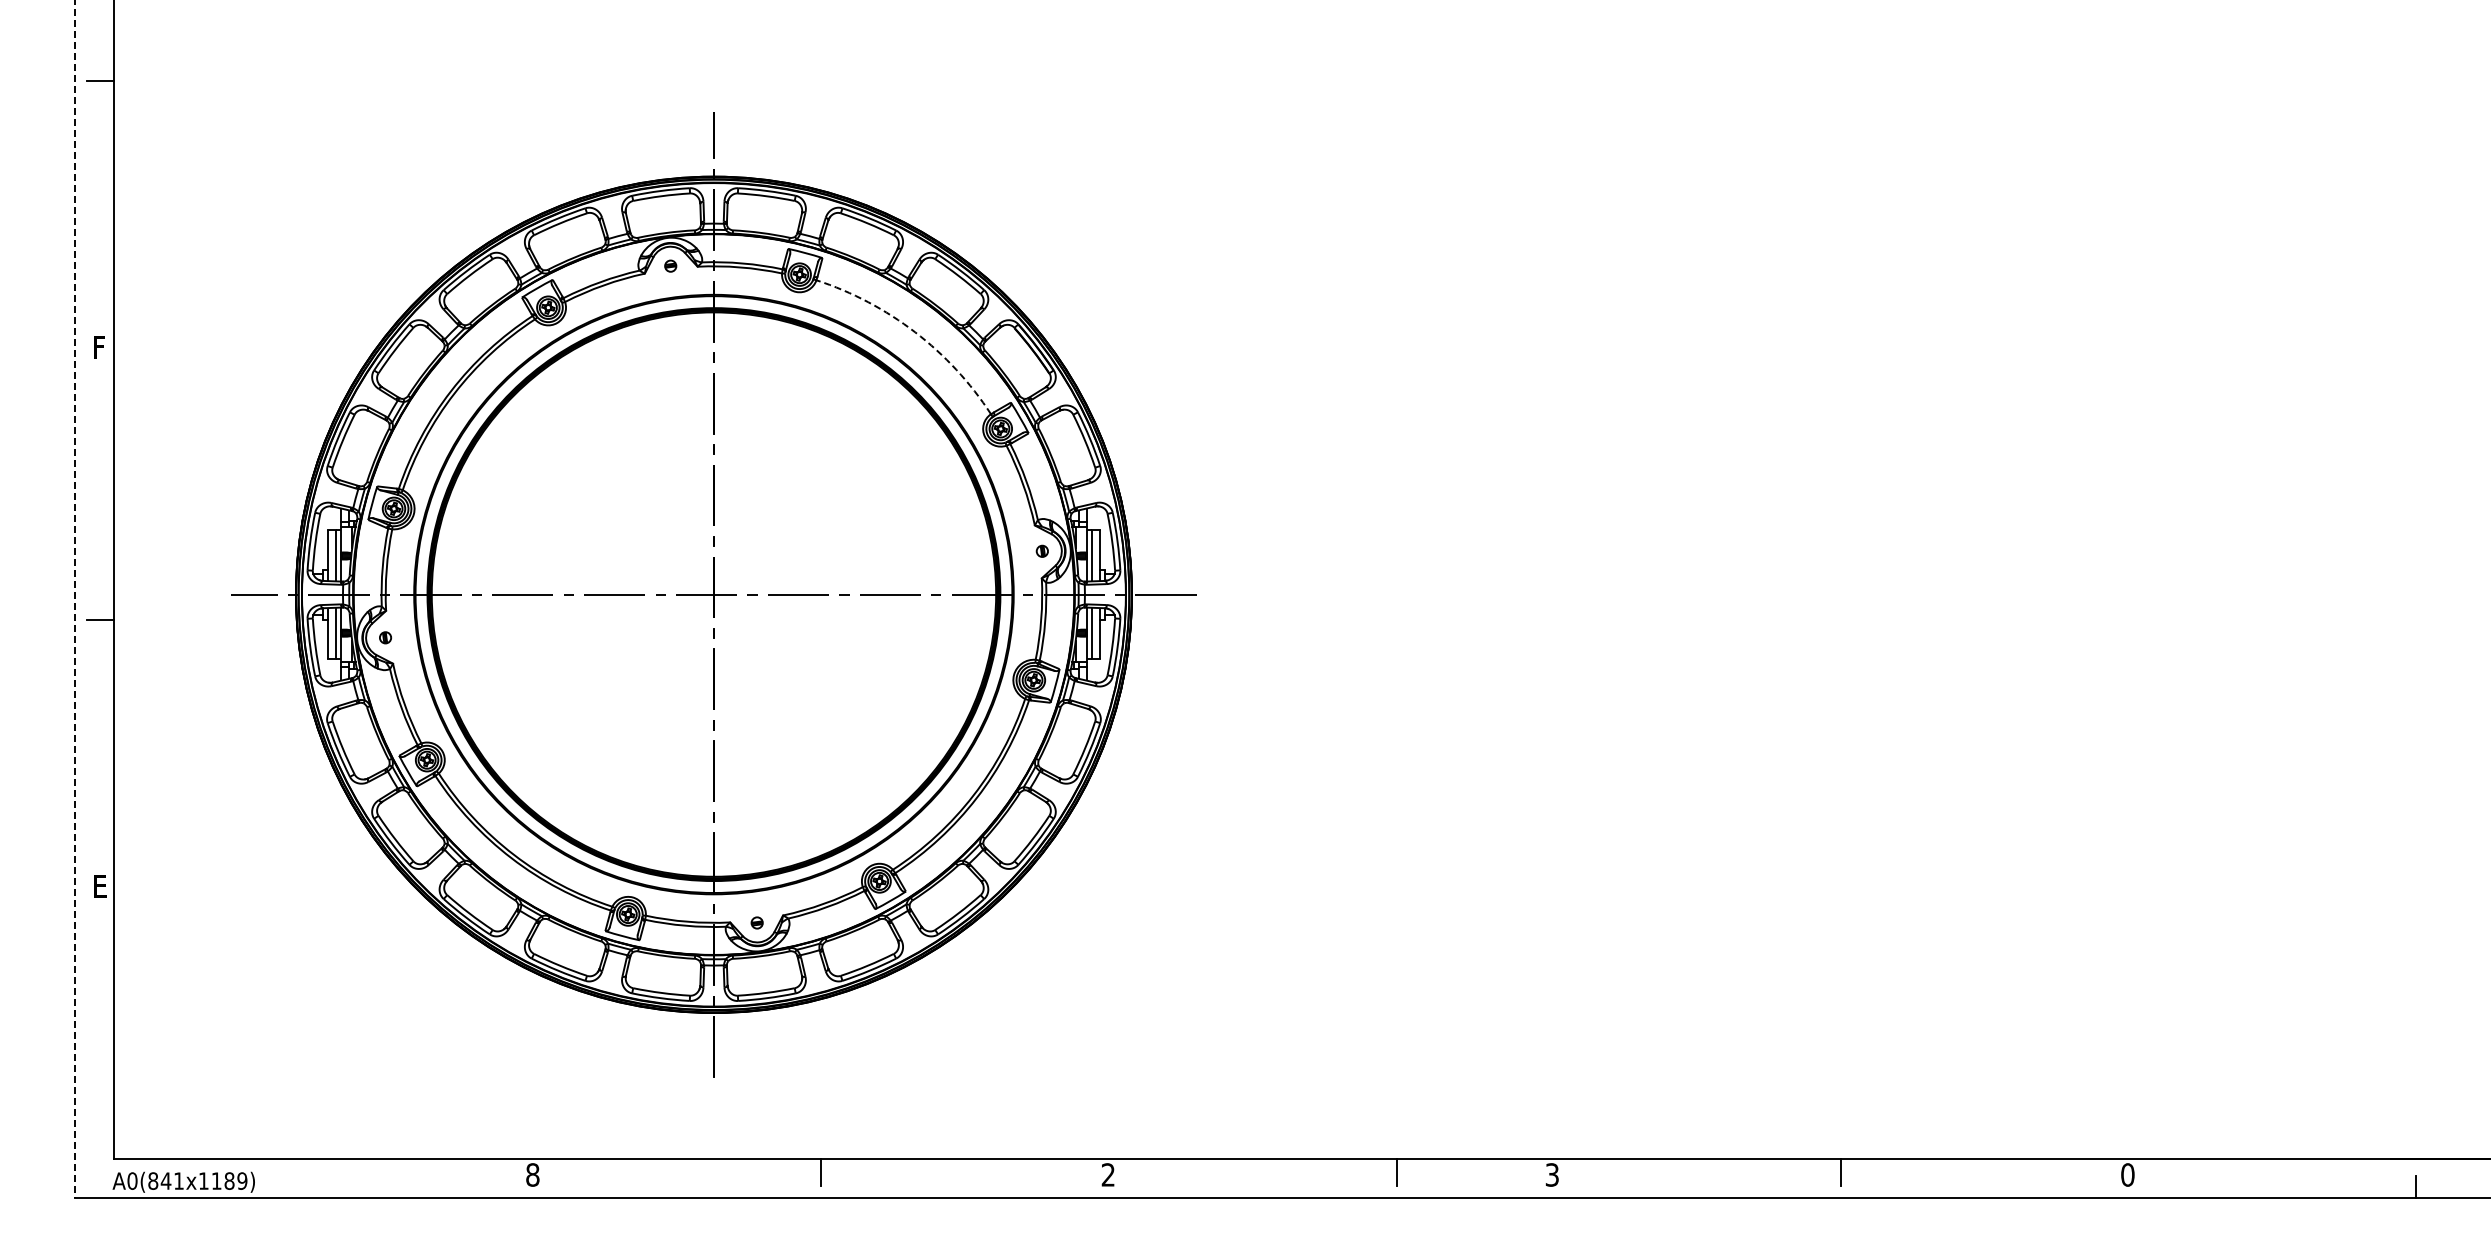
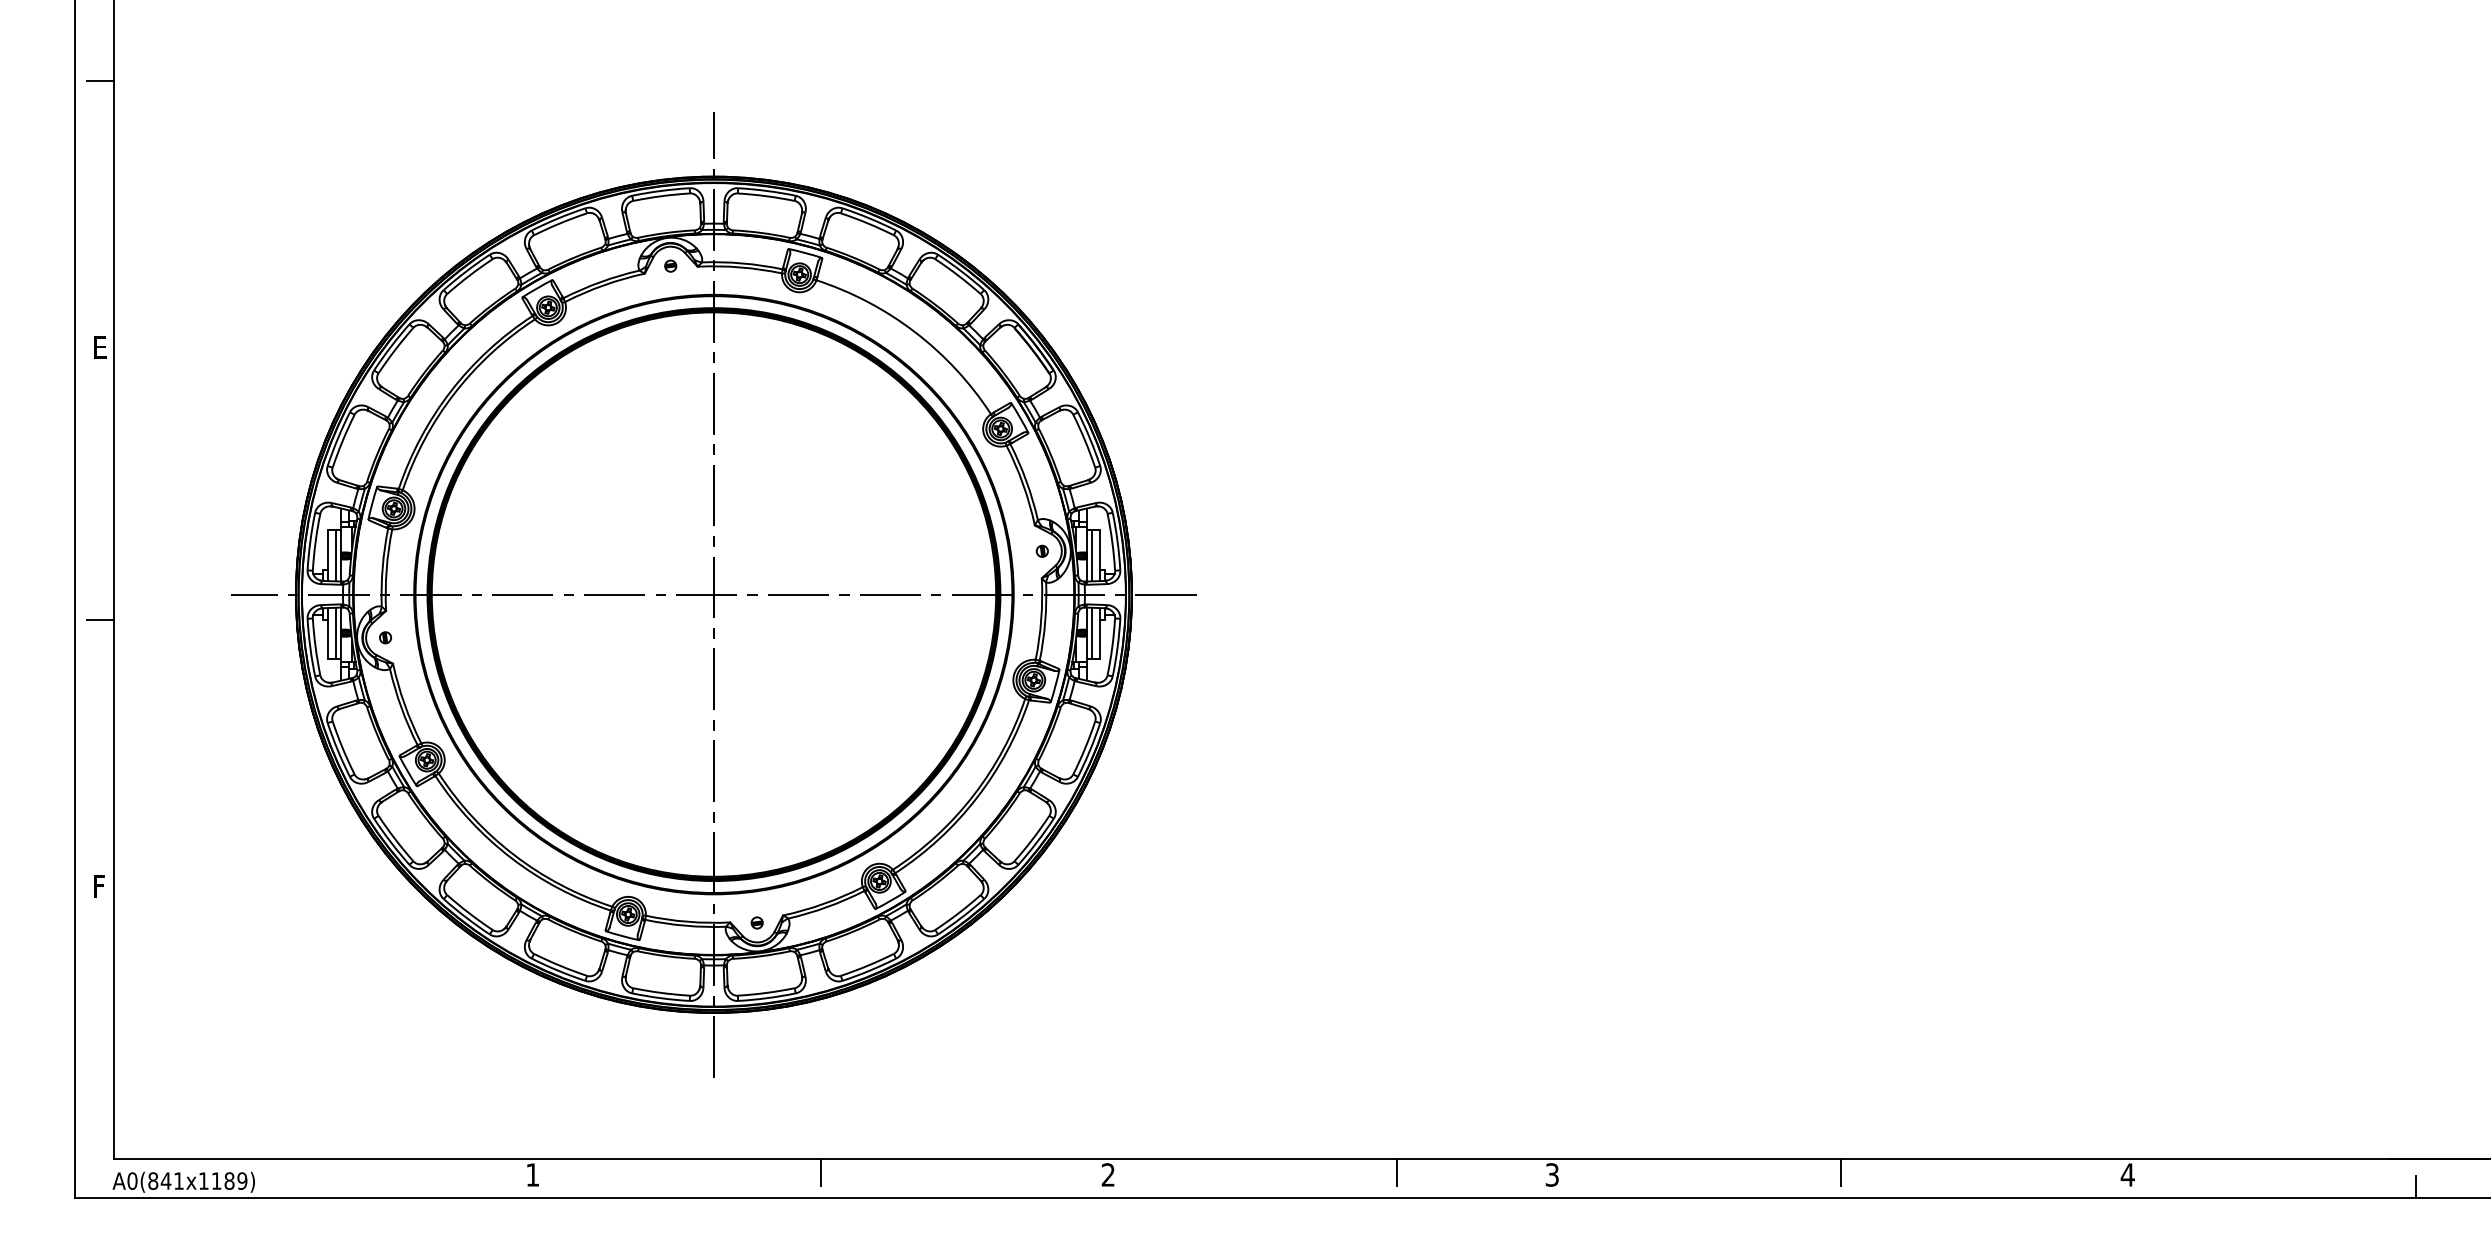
arc: dashed -> solid (915, 332)
text: F -> E (101, 347)
line: dashed -> solid (74, 599)
text: E -> F (101, 886)
text: 8 -> 1 (532, 1174)
text: 0 -> 4 (2127, 1174)
